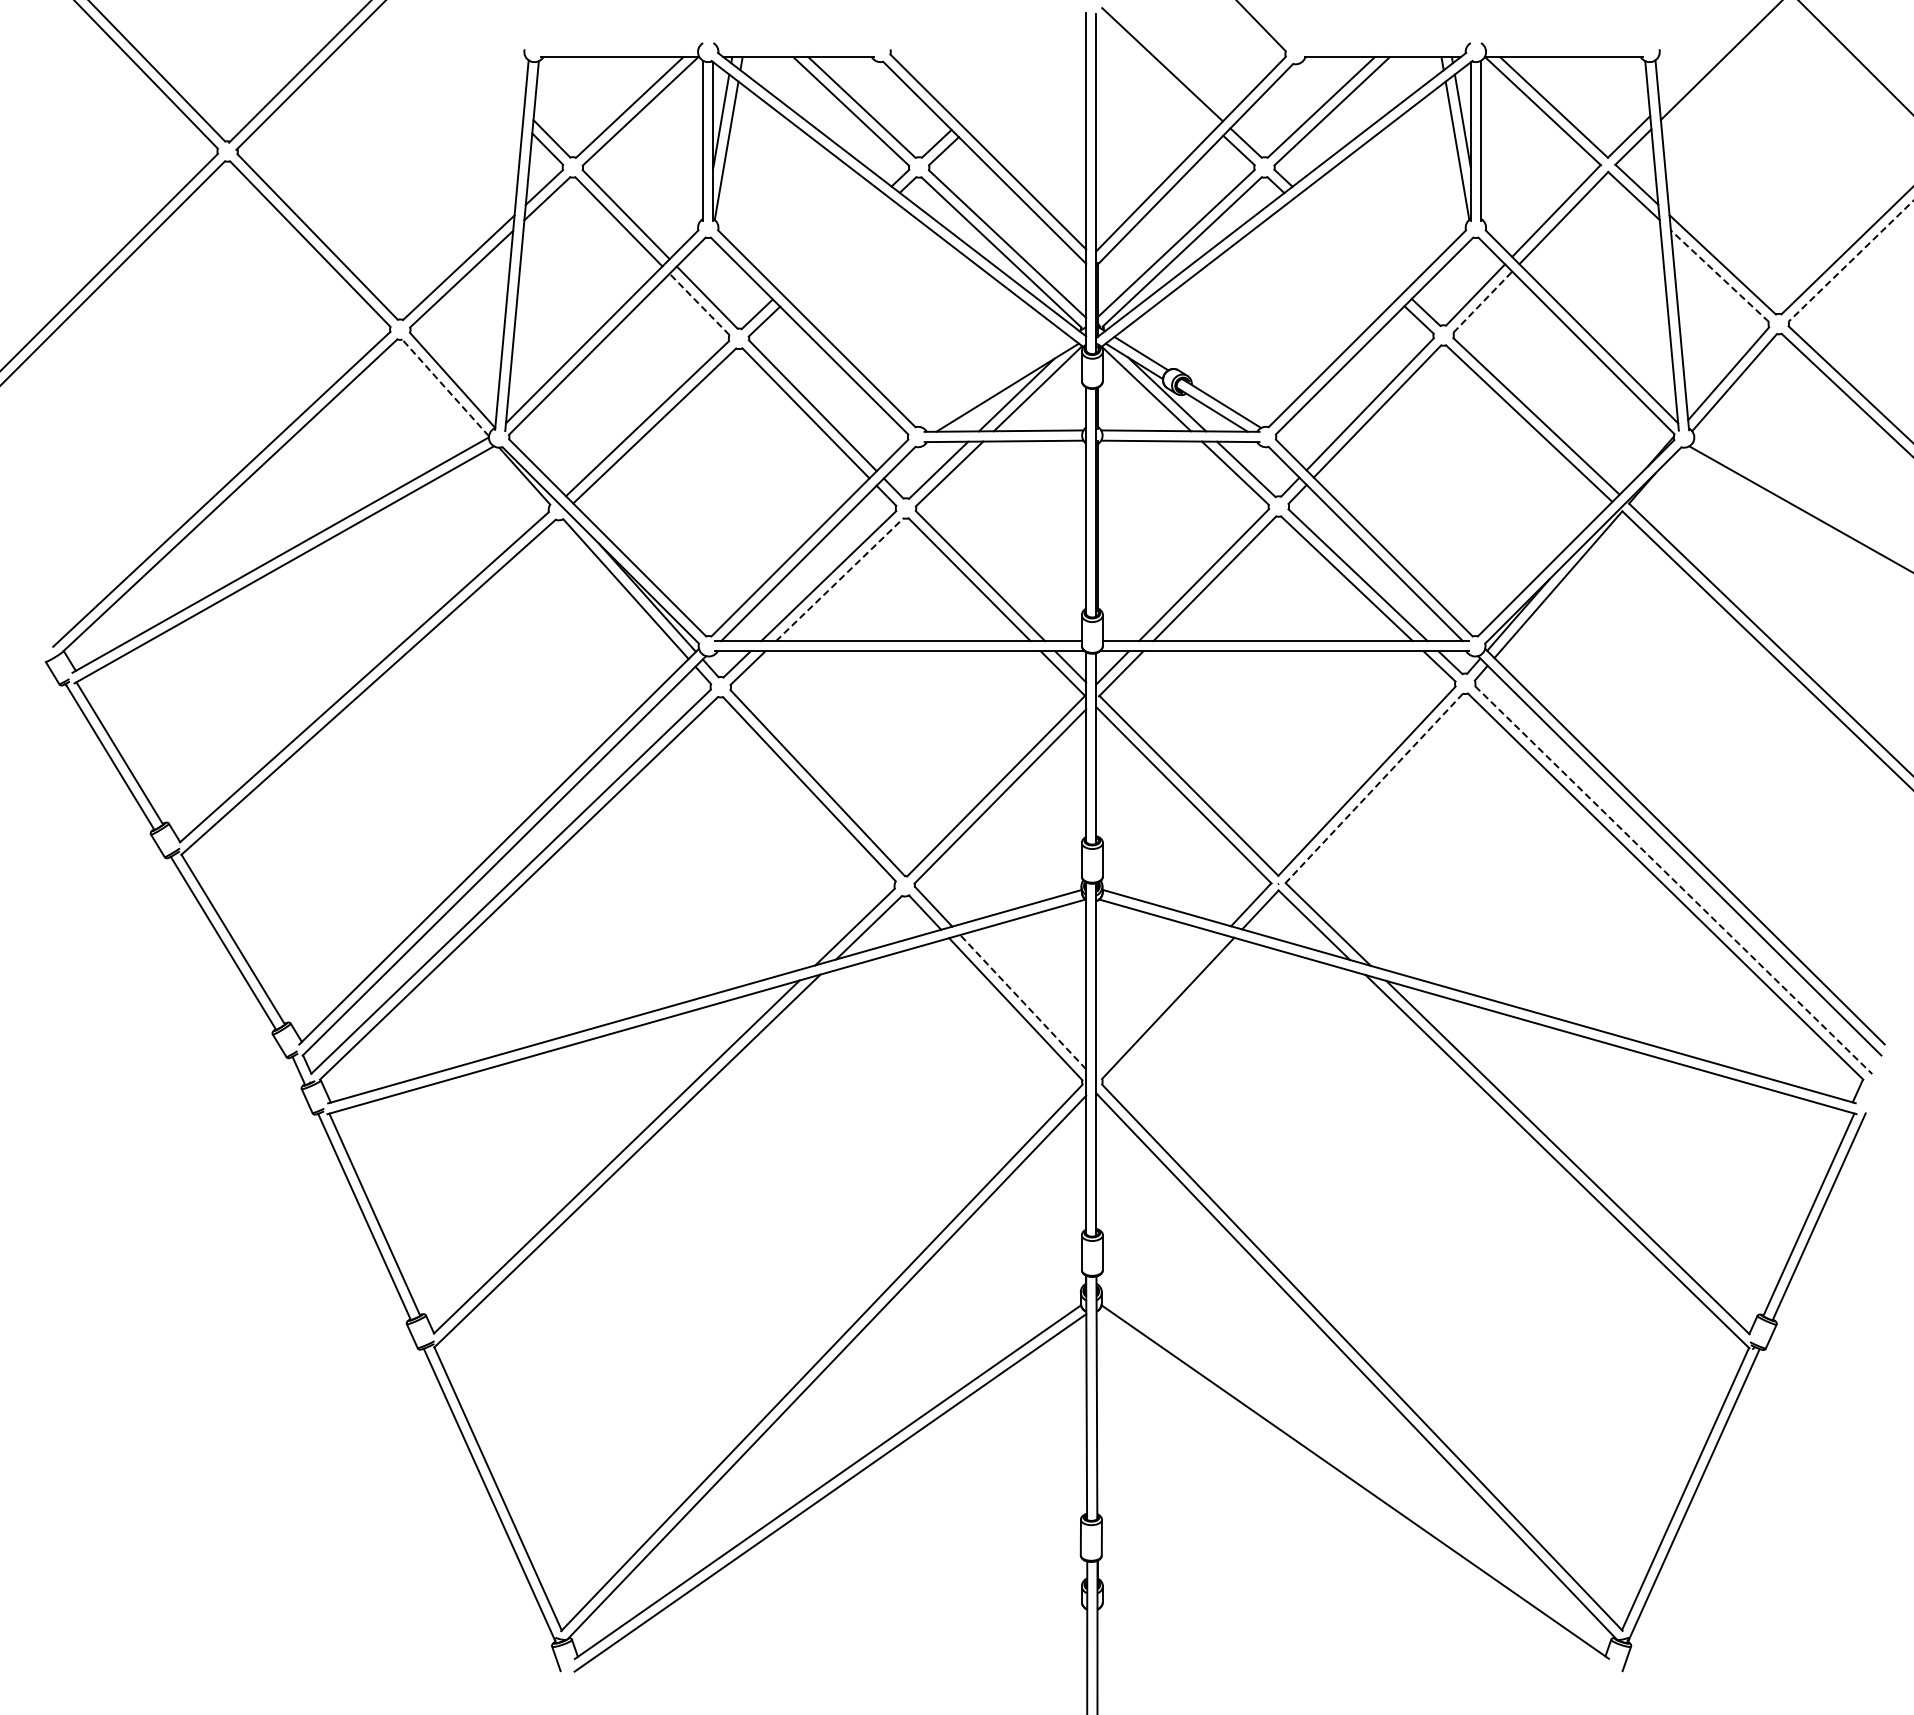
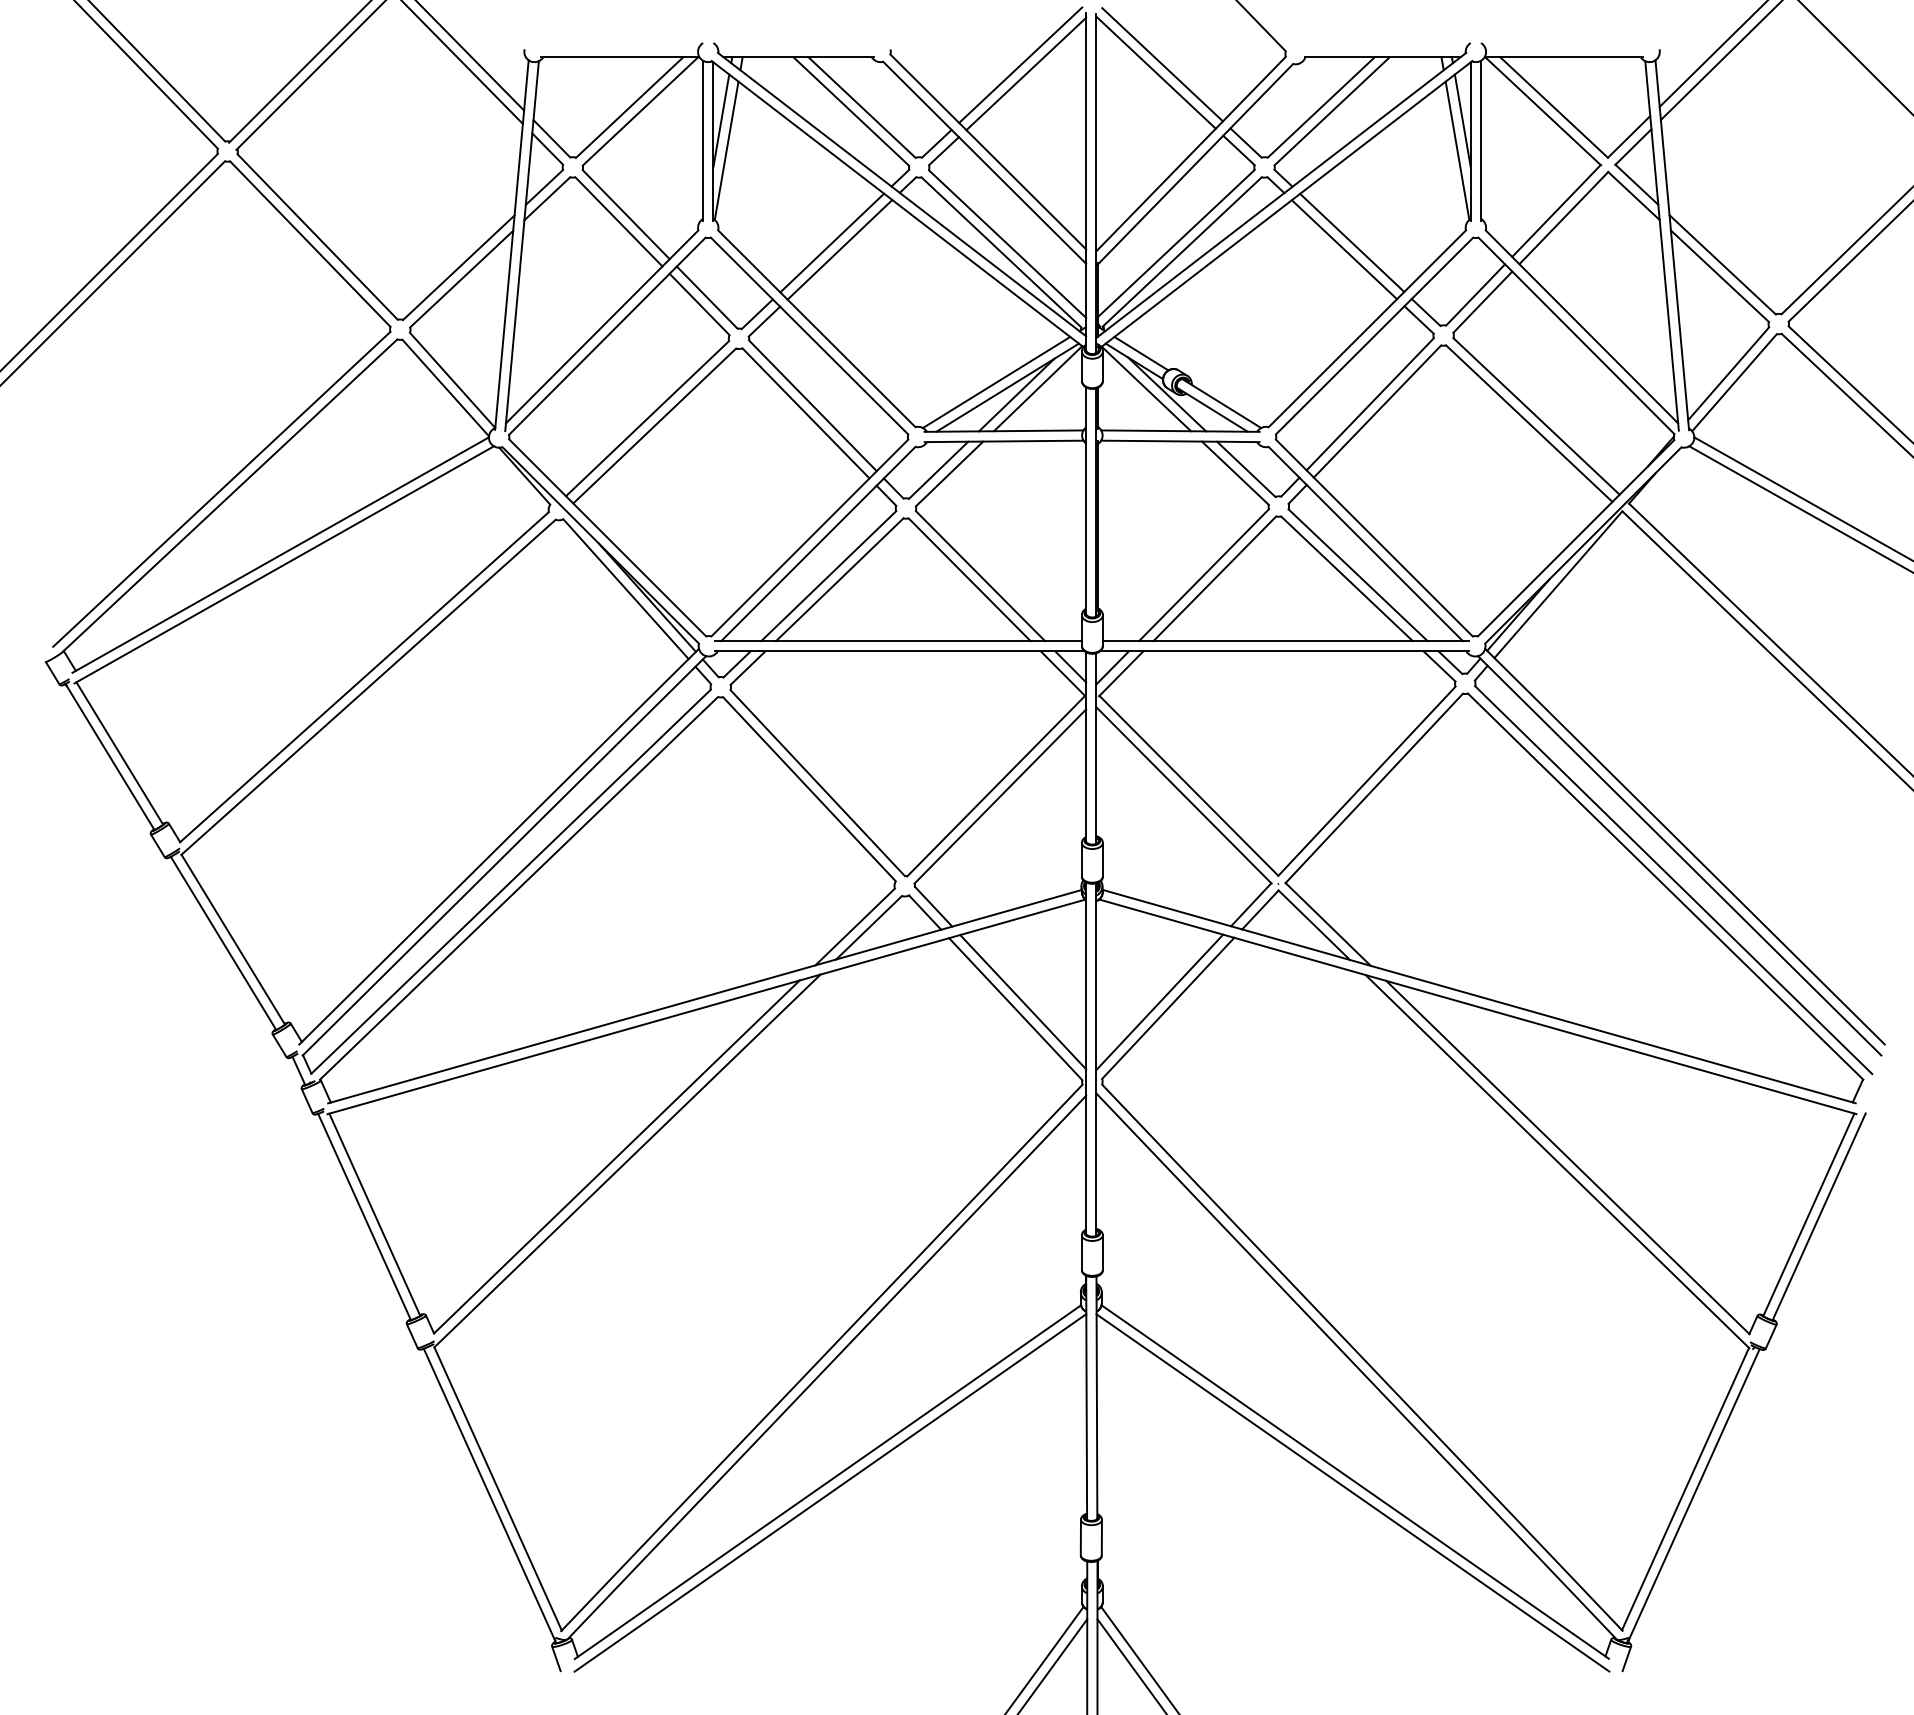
line: none -> present (1712, 54)
line: none -> present (470, 56)
line: none -> present (462, 62)
line: none -> present (1020, 64)
line: none -> present (1155, 72)
line: none -> present (1026, 73)
line: none -> present (832, 242)
line: none -> present (1352, 242)
line: none -> present (839, 249)
line: none -> present (1344, 249)
line: dashed -> solid (1851, 261)
line: dashed -> solid (1719, 275)
line: dashed -> solid (1483, 301)
line: dashed -> solid (699, 304)
line: none -> present (996, 382)
line: dashed -> solid (445, 388)
line: none -> present (1802, 498)
line: dashed -> solid (840, 579)
line: dashed -> solid (1374, 788)
line: dashed -> solid (1674, 880)
line: dashed -> solid (1022, 1001)
line: none -> present (1159, 1002)
line: none -> present (1352, 1492)
line: none -> present (1045, 1658)
line: none -> present (1139, 1658)
line: none -> present (1053, 1665)
line: none -> present (1130, 1665)
